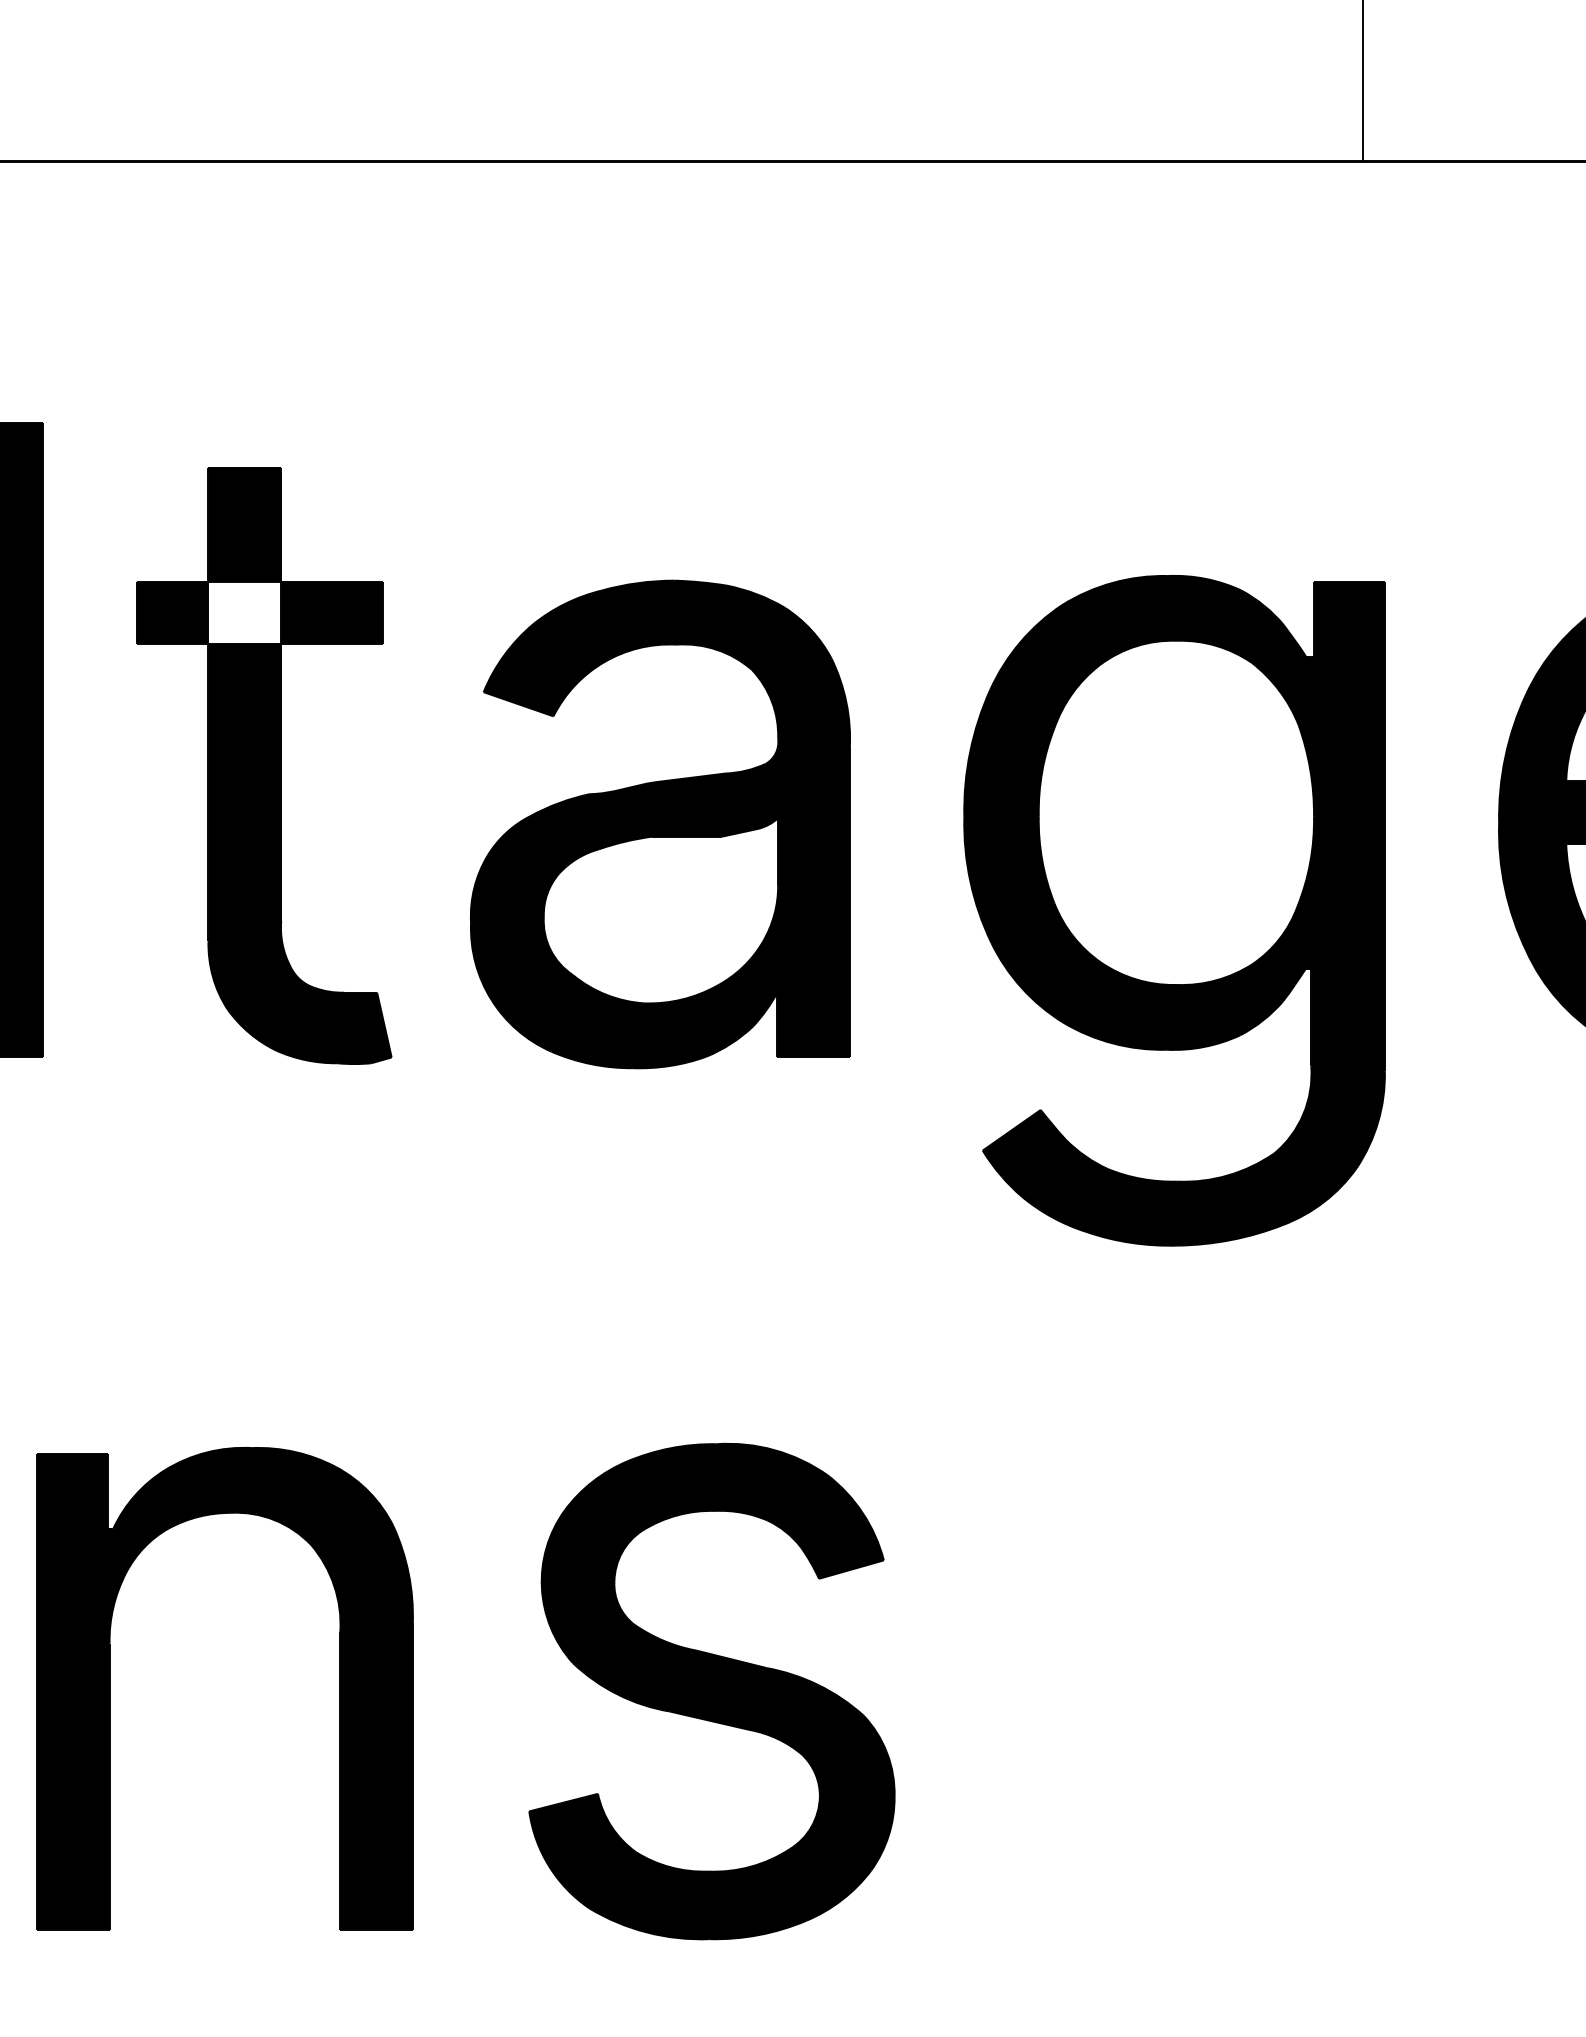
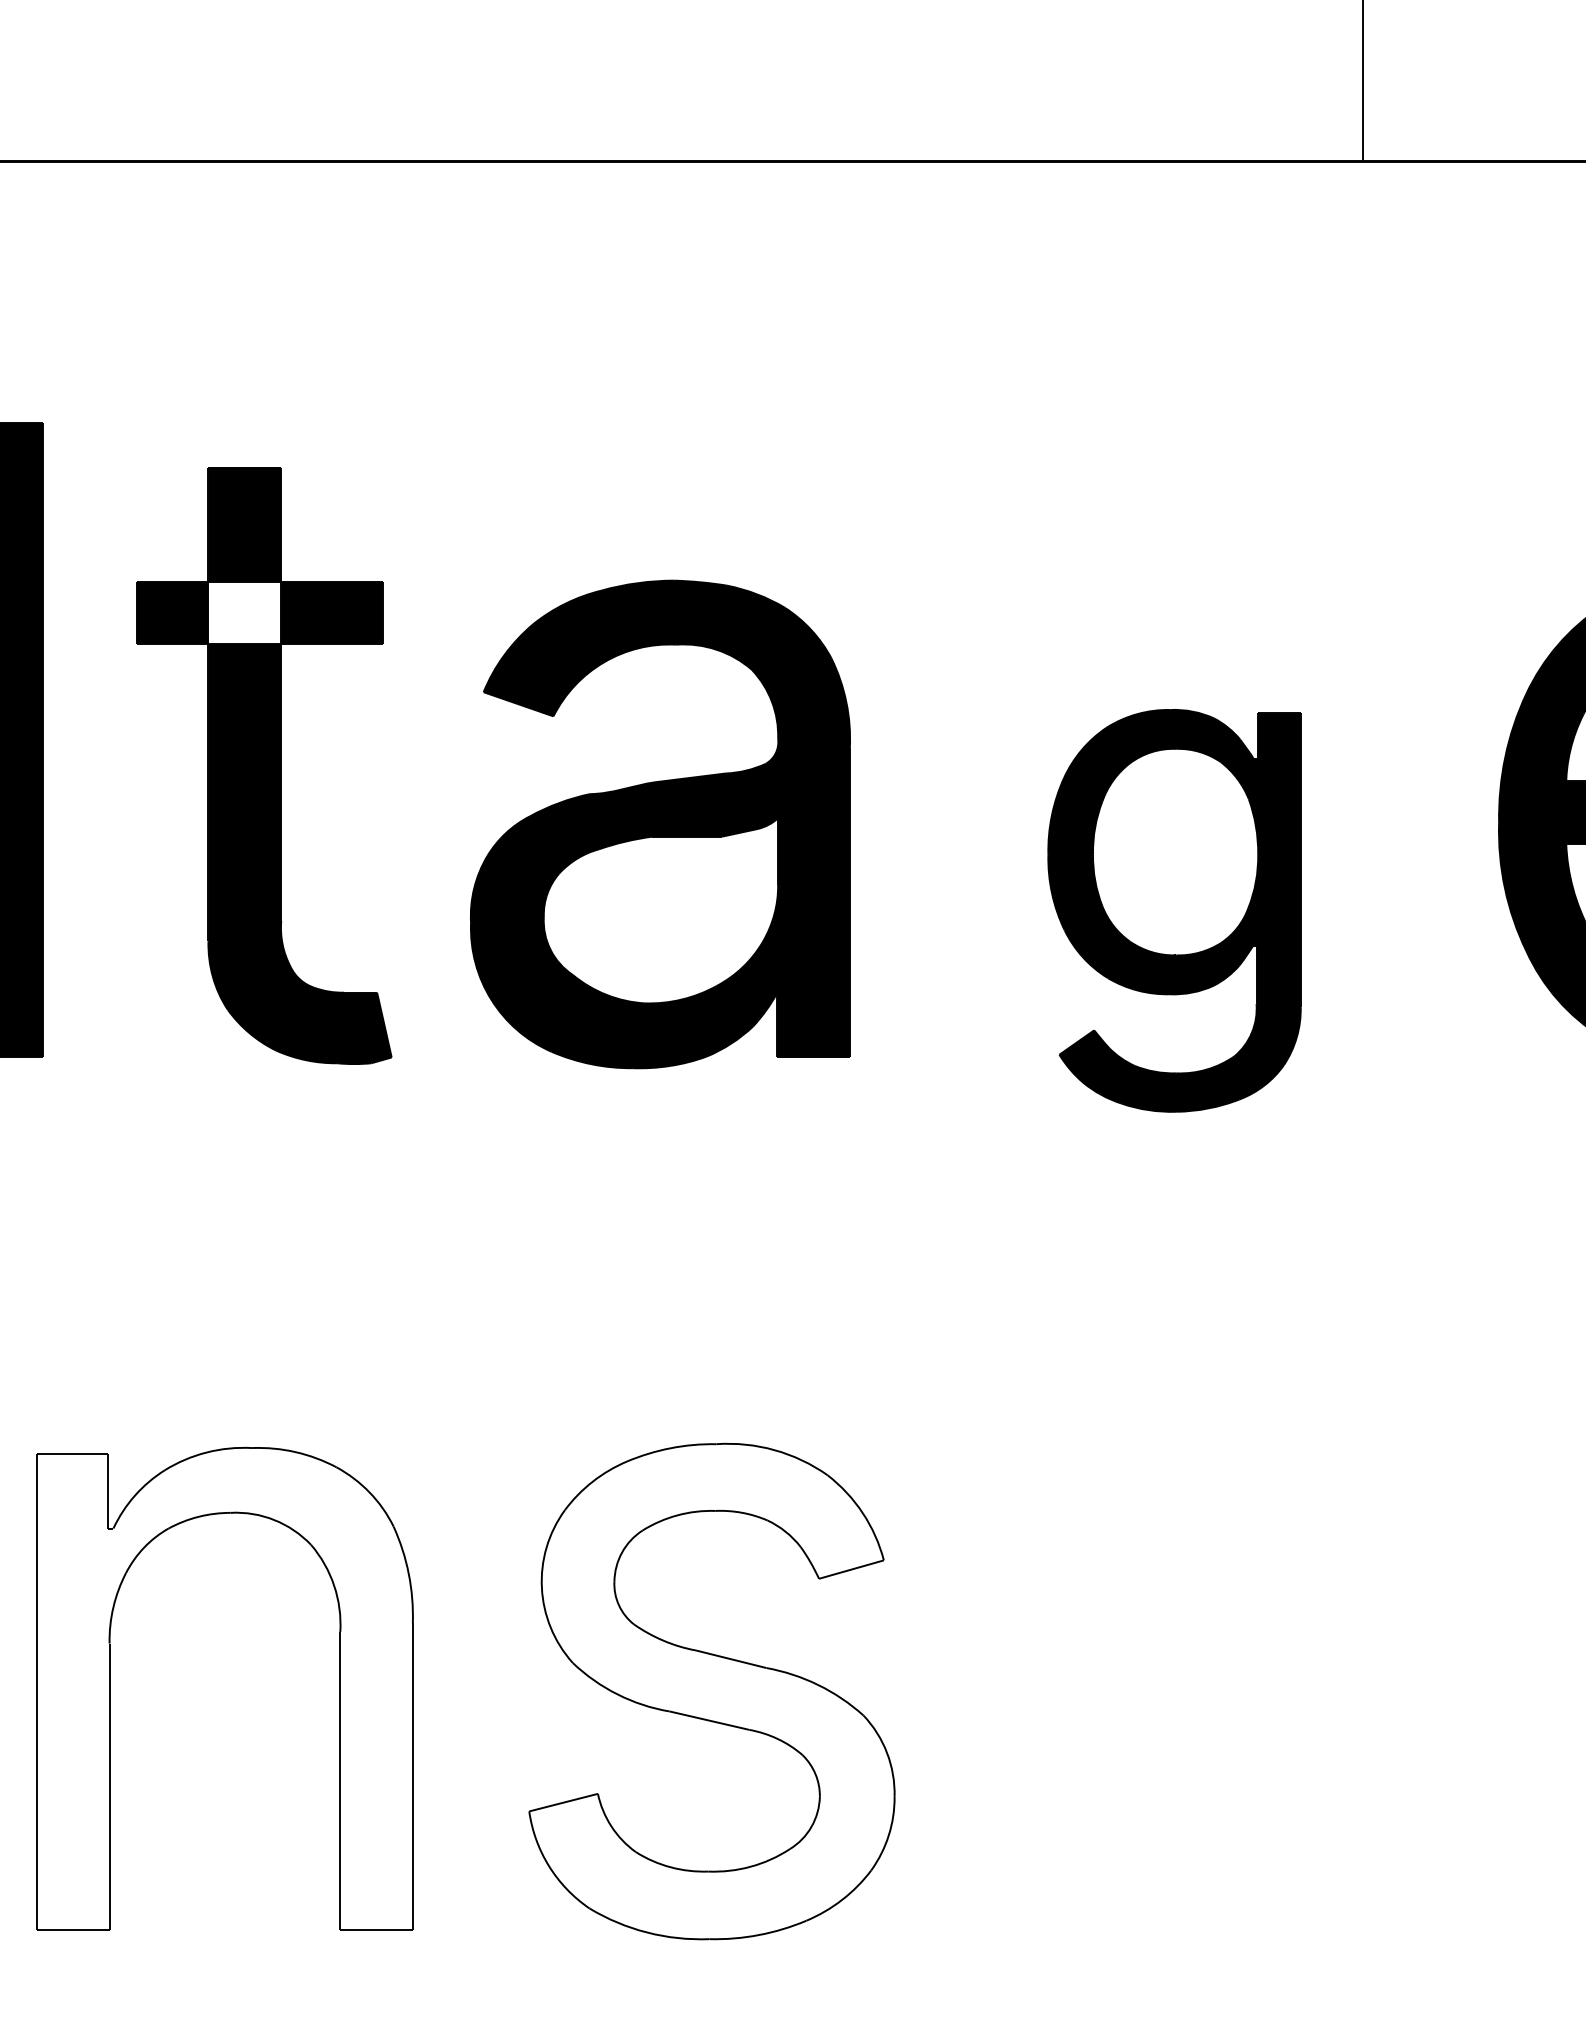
part size: 423x672 px -> 255x404 px (1174, 910)
fill: present -> none (224, 1688)
fill: present -> none (711, 1691)
